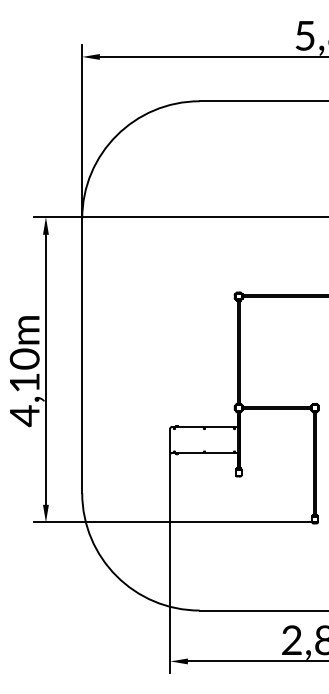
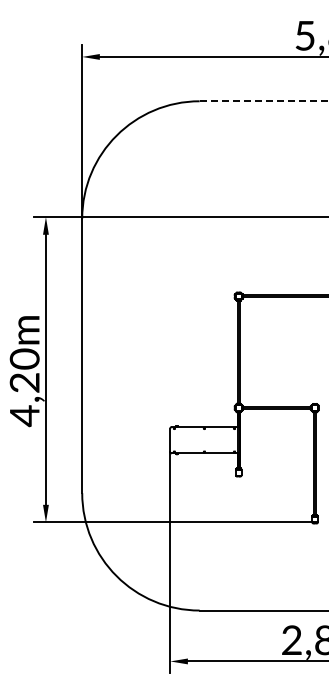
line: solid -> dashed (264, 101)
text: 4,10m -> 4,20m (24, 382)
